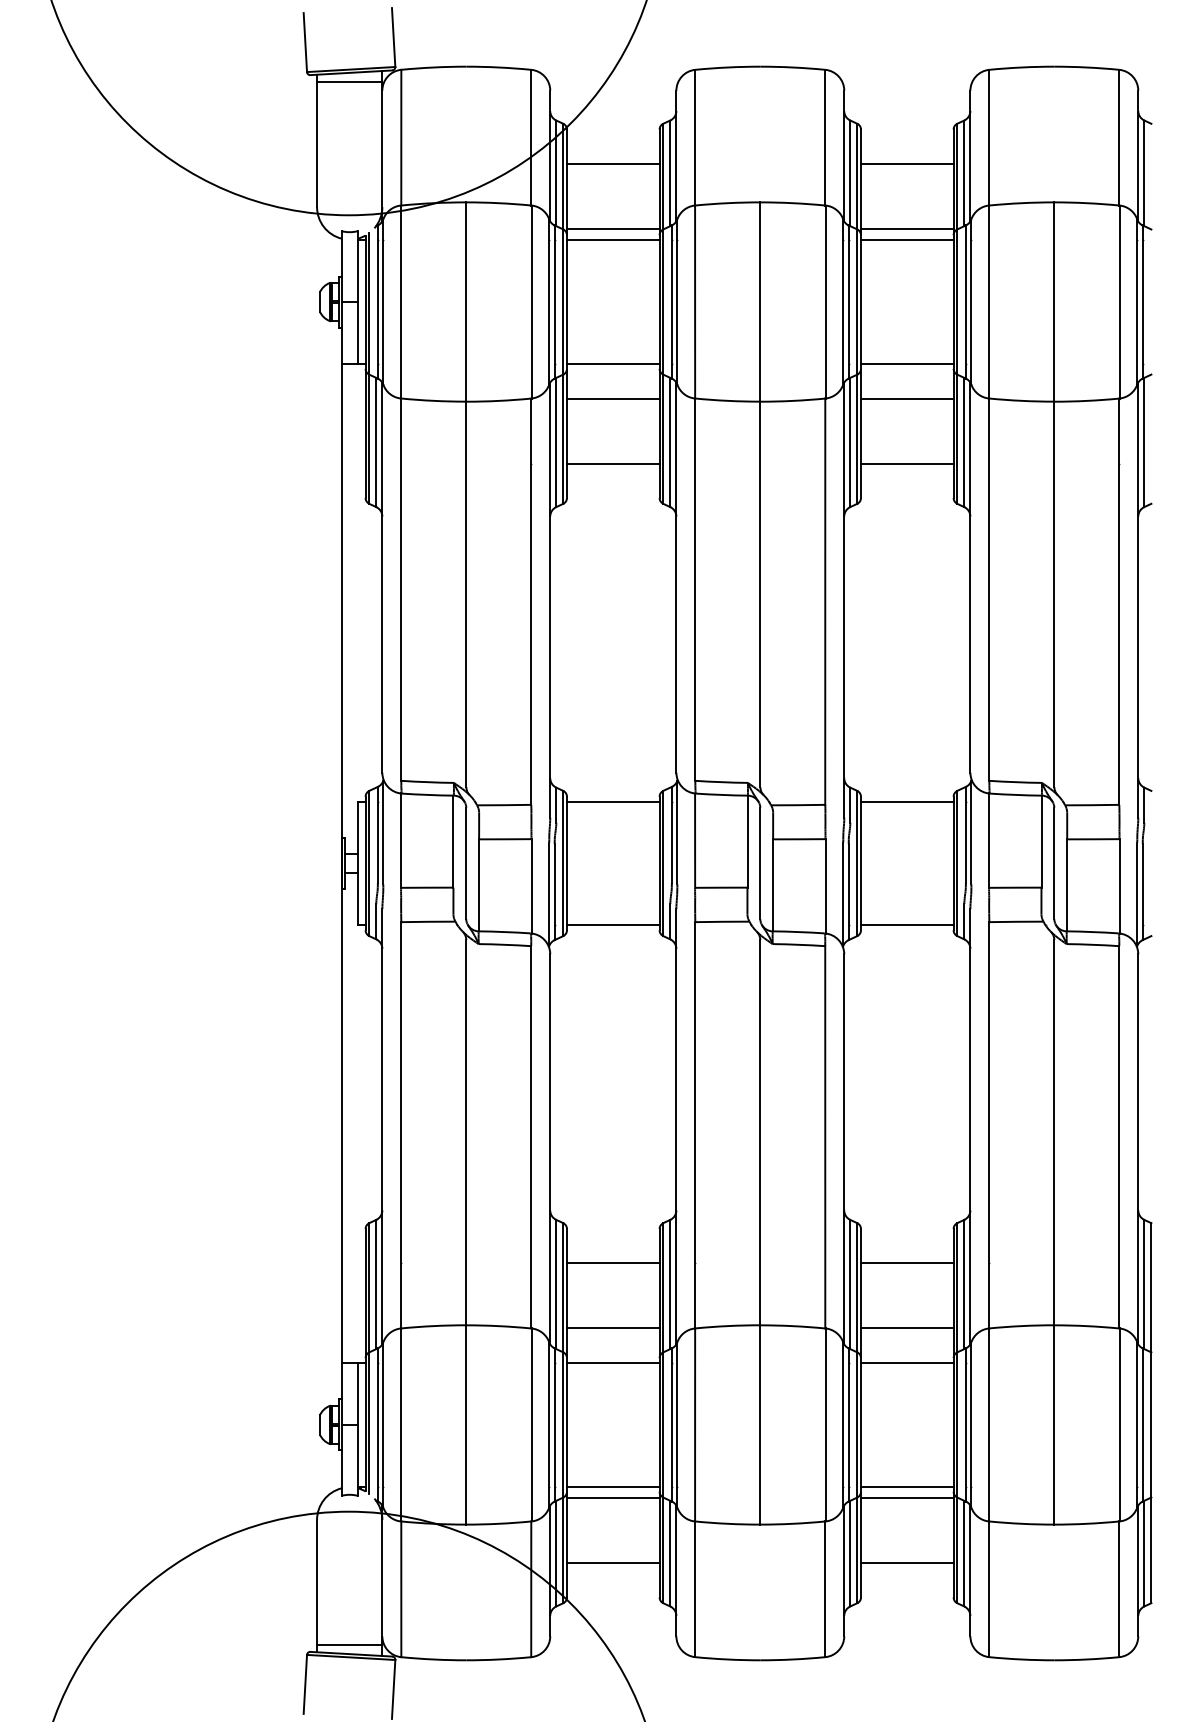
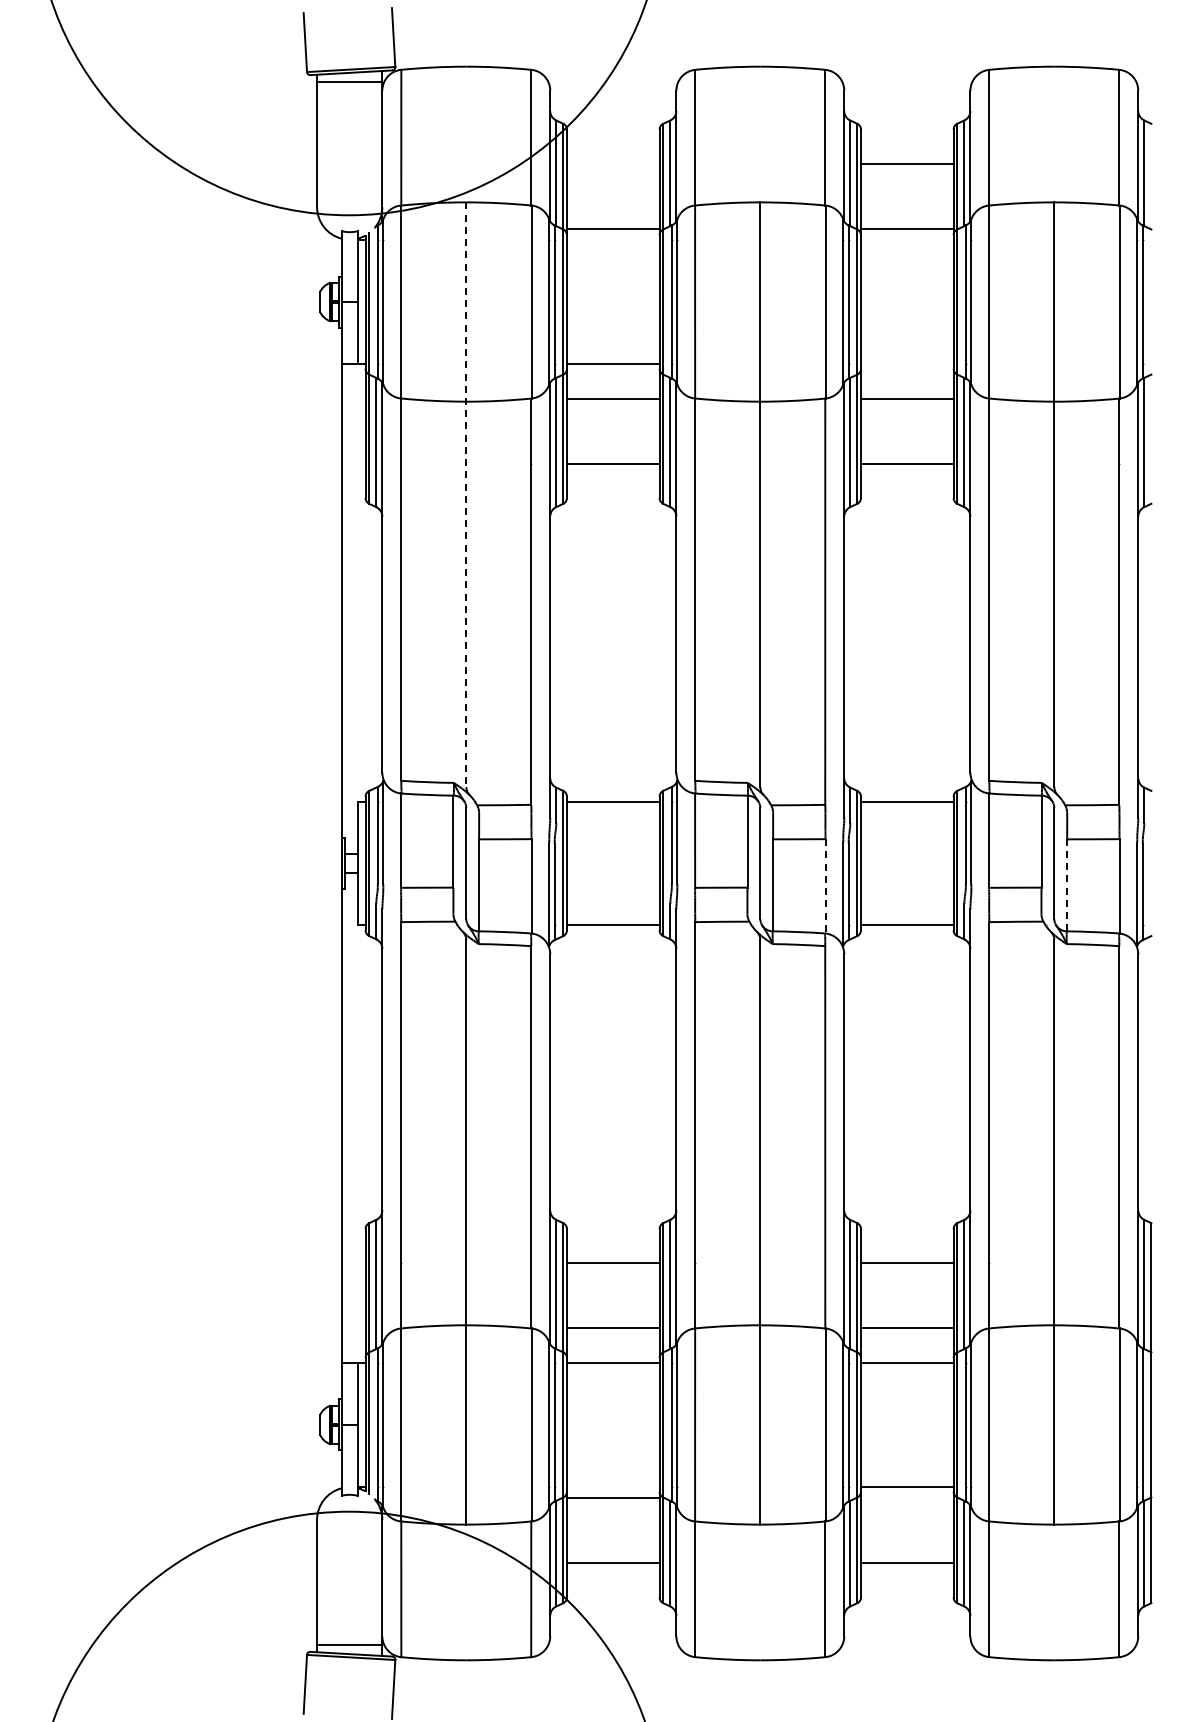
line: present -> none (613, 163)
line: present -> none (613, 240)
line: present -> none (907, 240)
line: present -> none (907, 363)
line: solid -> dashed (466, 495)
line: solid -> dashed (1067, 884)
line: solid -> dashed (825, 886)
line: present -> none (613, 1486)
line: present -> none (907, 1497)
